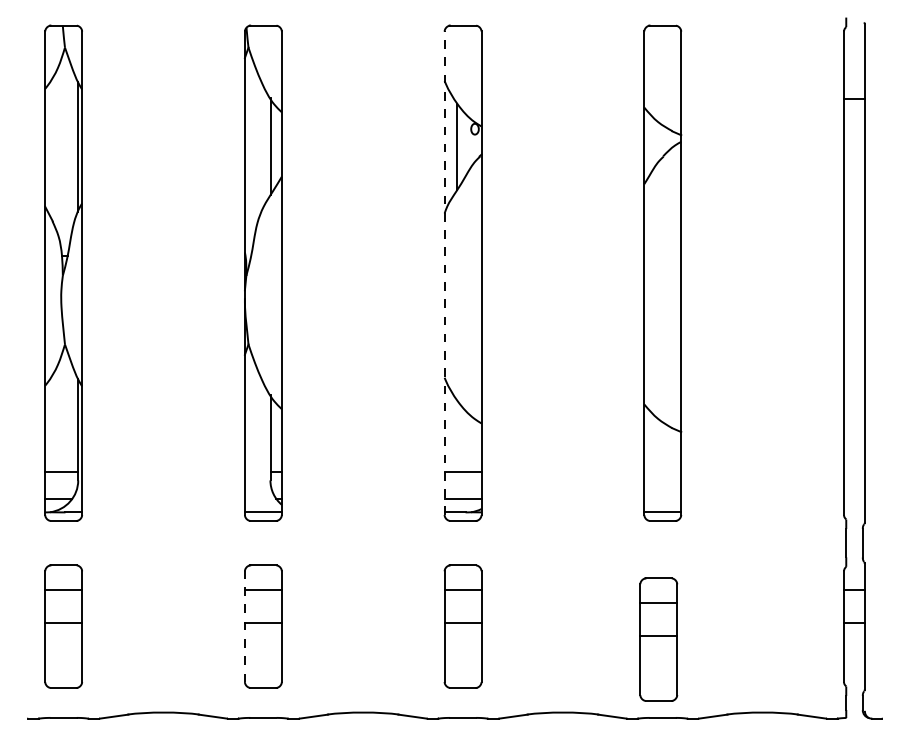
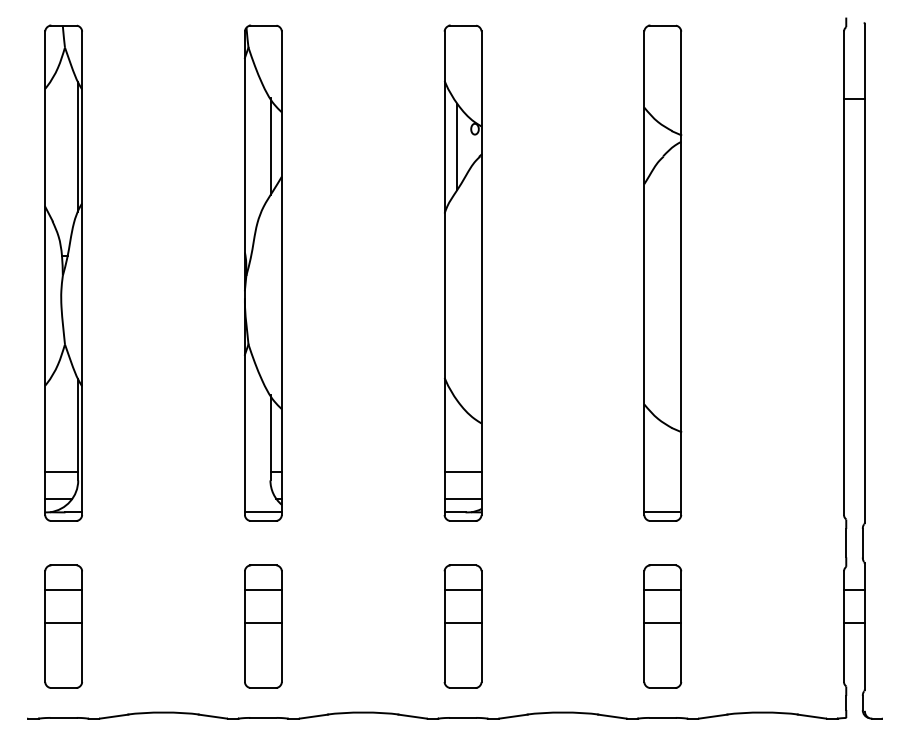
line: dashed -> solid (444, 273)
line: dashed -> solid (244, 626)
part position: (658, 639) -> (662, 626) (662, 626)
